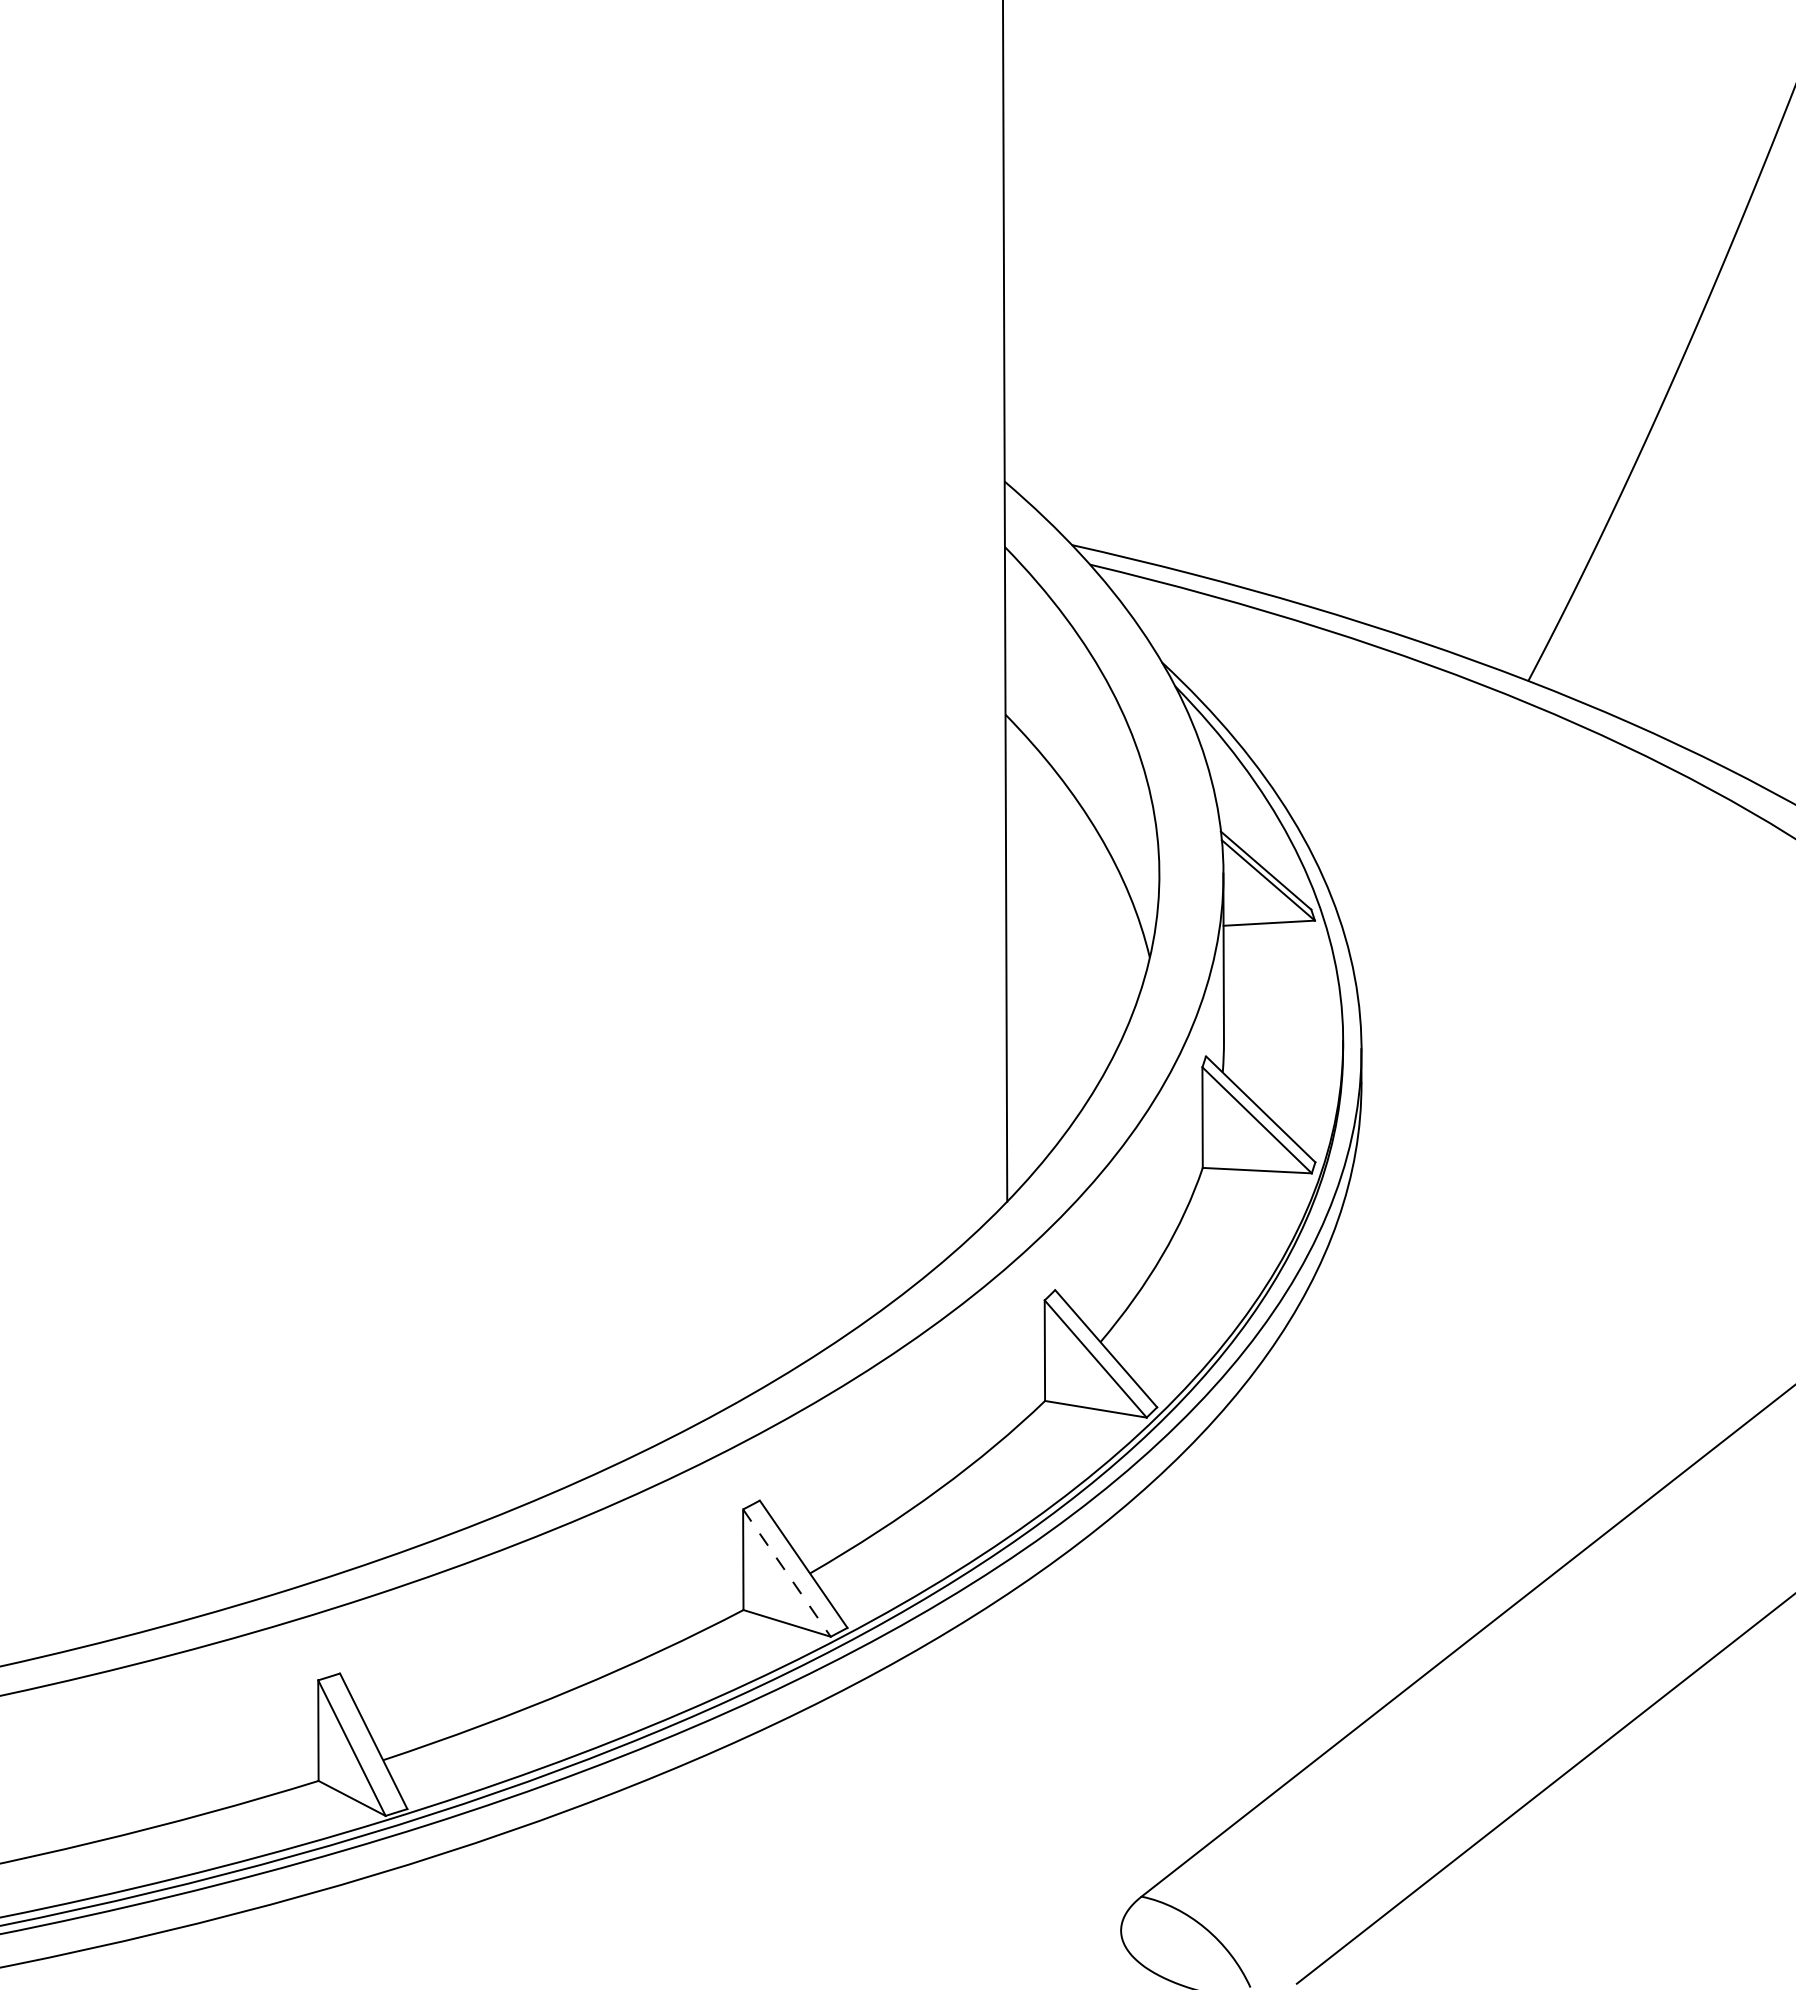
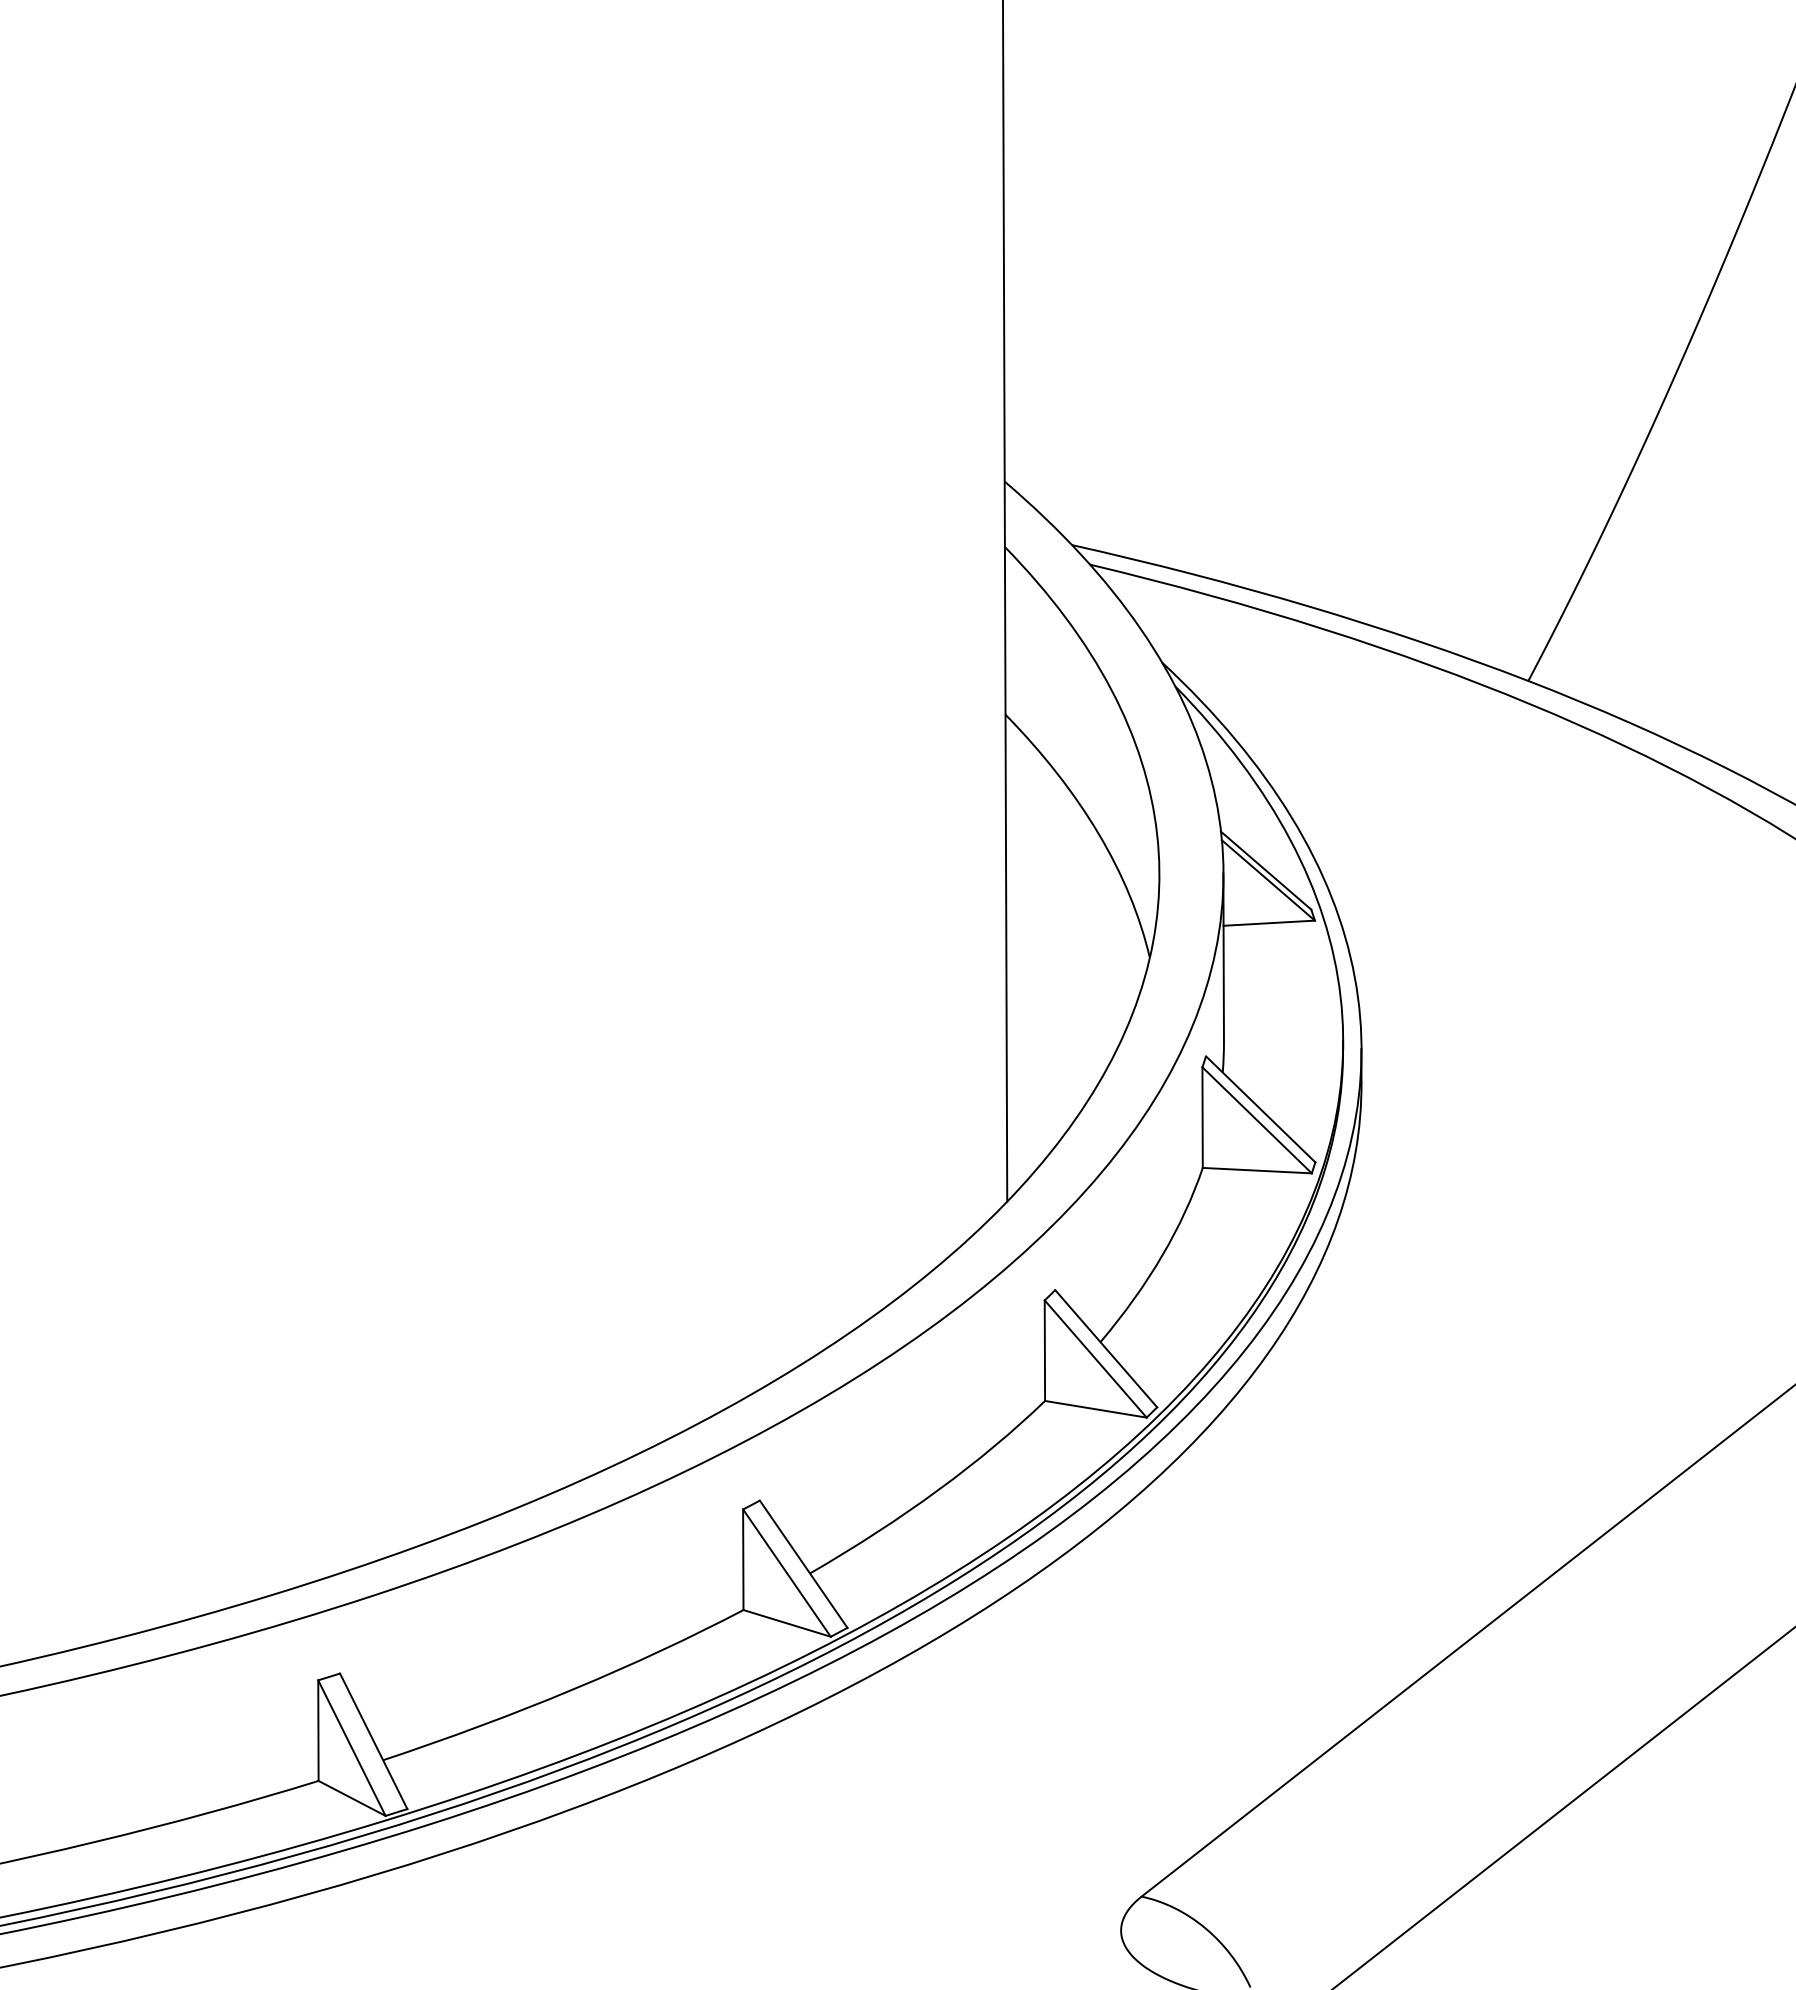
line: dashed -> solid (787, 1573)
line position: (1544, 1789) -> (1563, 1807) (1563, 1807)
